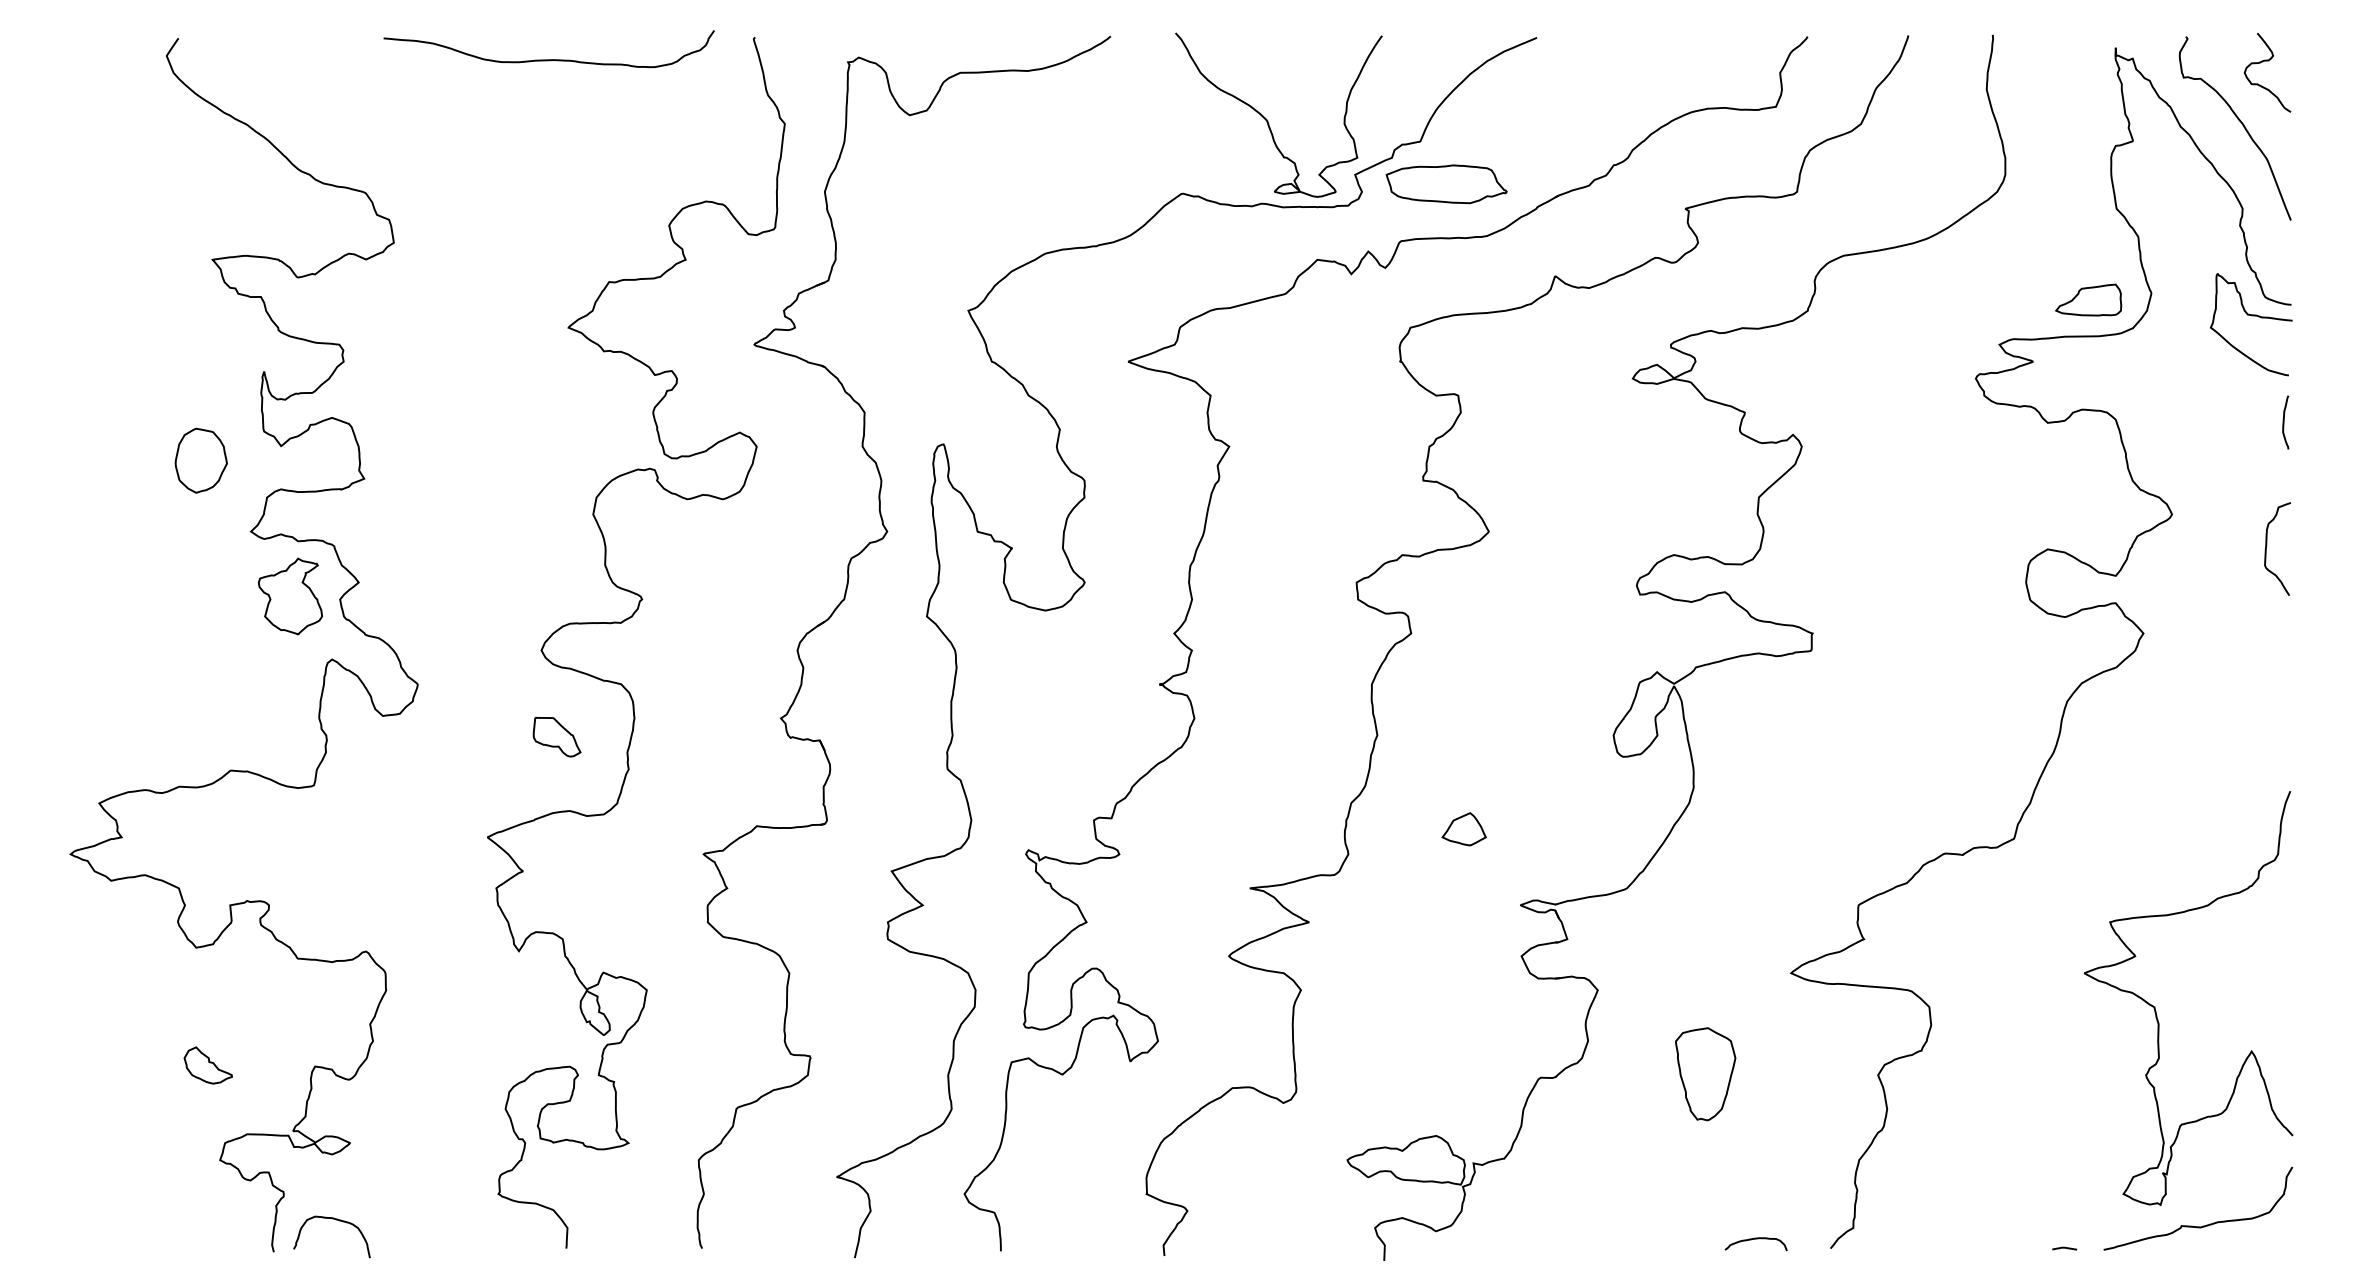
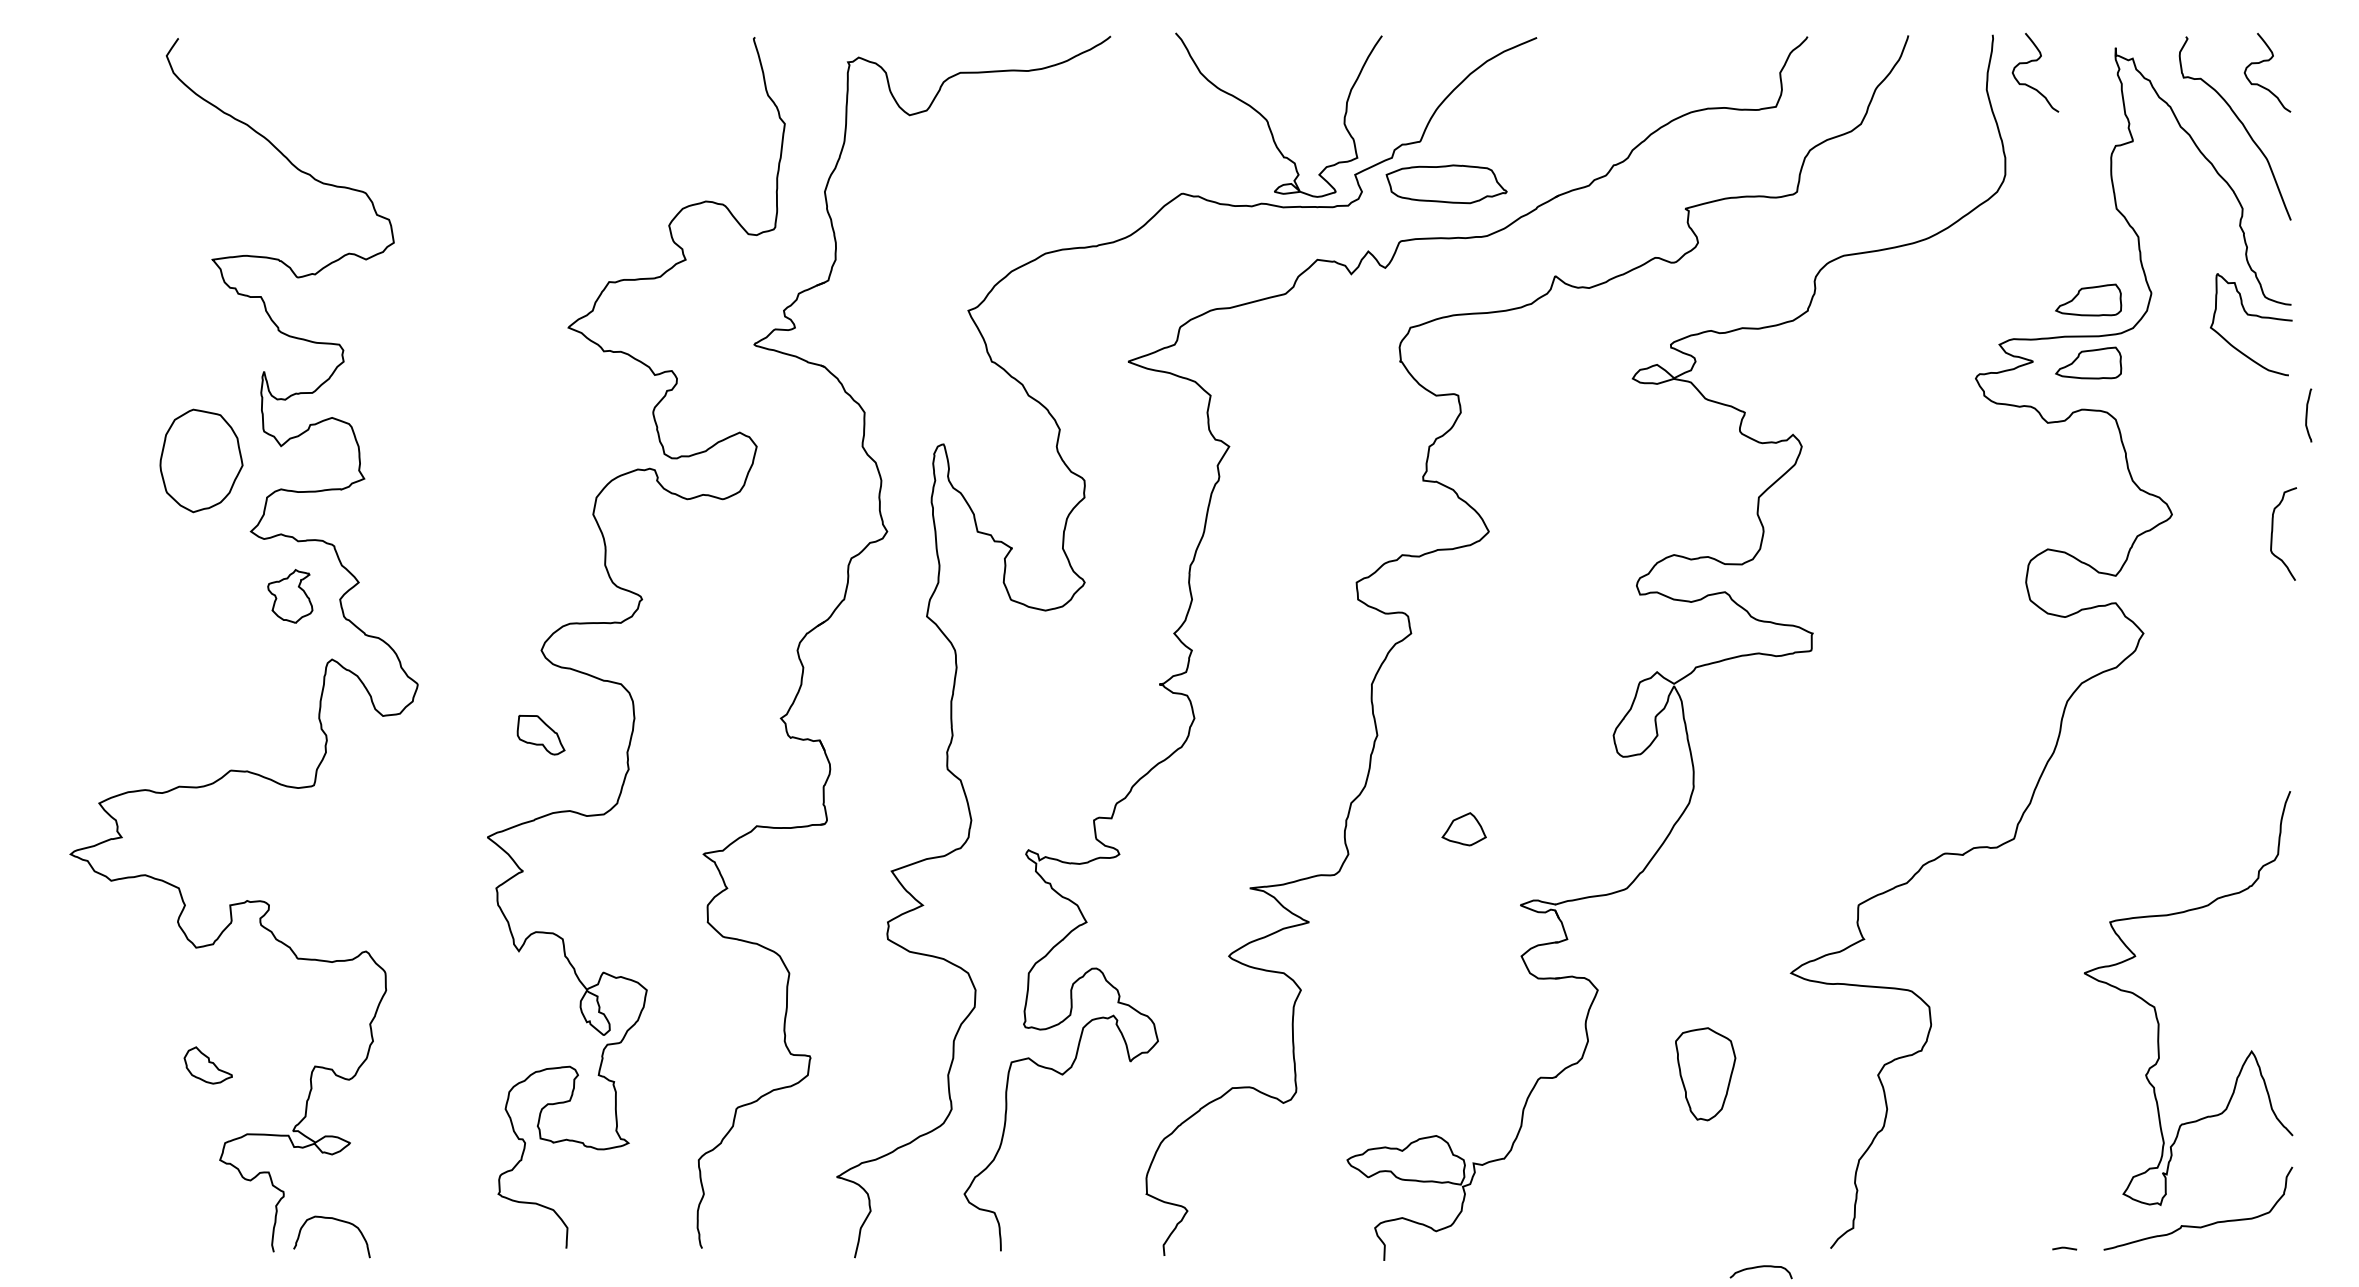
curve: present -> none (548, 59)
curve: none -> present (2035, 61)
part: none -> present (2088, 362)
curve position: (2284, 422) -> (2307, 415) (2307, 415)
part size: 54x67 px -> 85x106 px (201, 460)
curve position: (2267, 545) -> (2273, 530) (2273, 530)
part size: 66x79 px -> 47x55 px (290, 596)
part position: (556, 736) -> (540, 734) (540, 734)
curve position: (1755, 1239) -> (1760, 1267) (1760, 1267)
